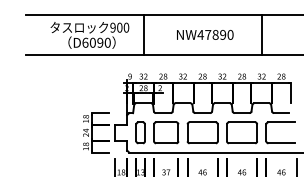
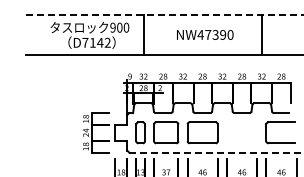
line: solid -> dashed (164, 15)
text: NW47890 -> NW47390 (215, 34)
text: D6090 -> D7142 (96, 42)
part: present -> none (241, 132)
line: solid -> dashed (217, 152)
